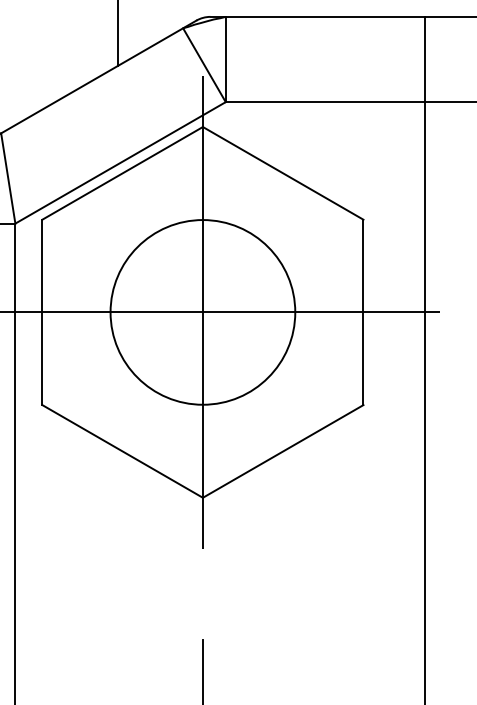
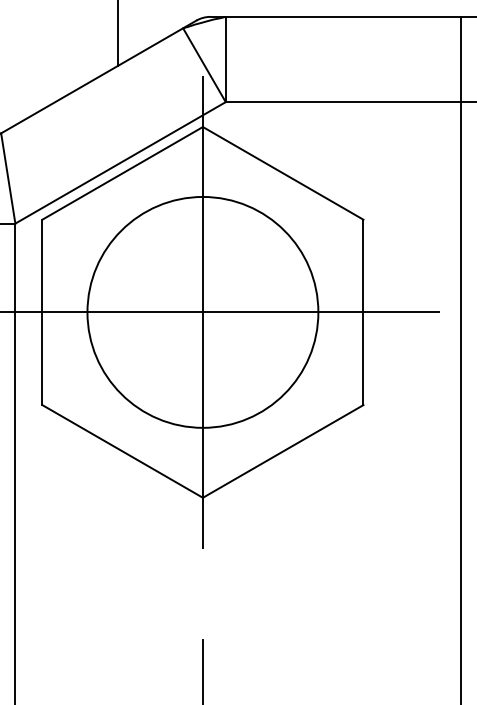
circle diameter: 185 px -> 231 px (202, 311)
line position: (424, 358) -> (460, 358) (460, 358)
